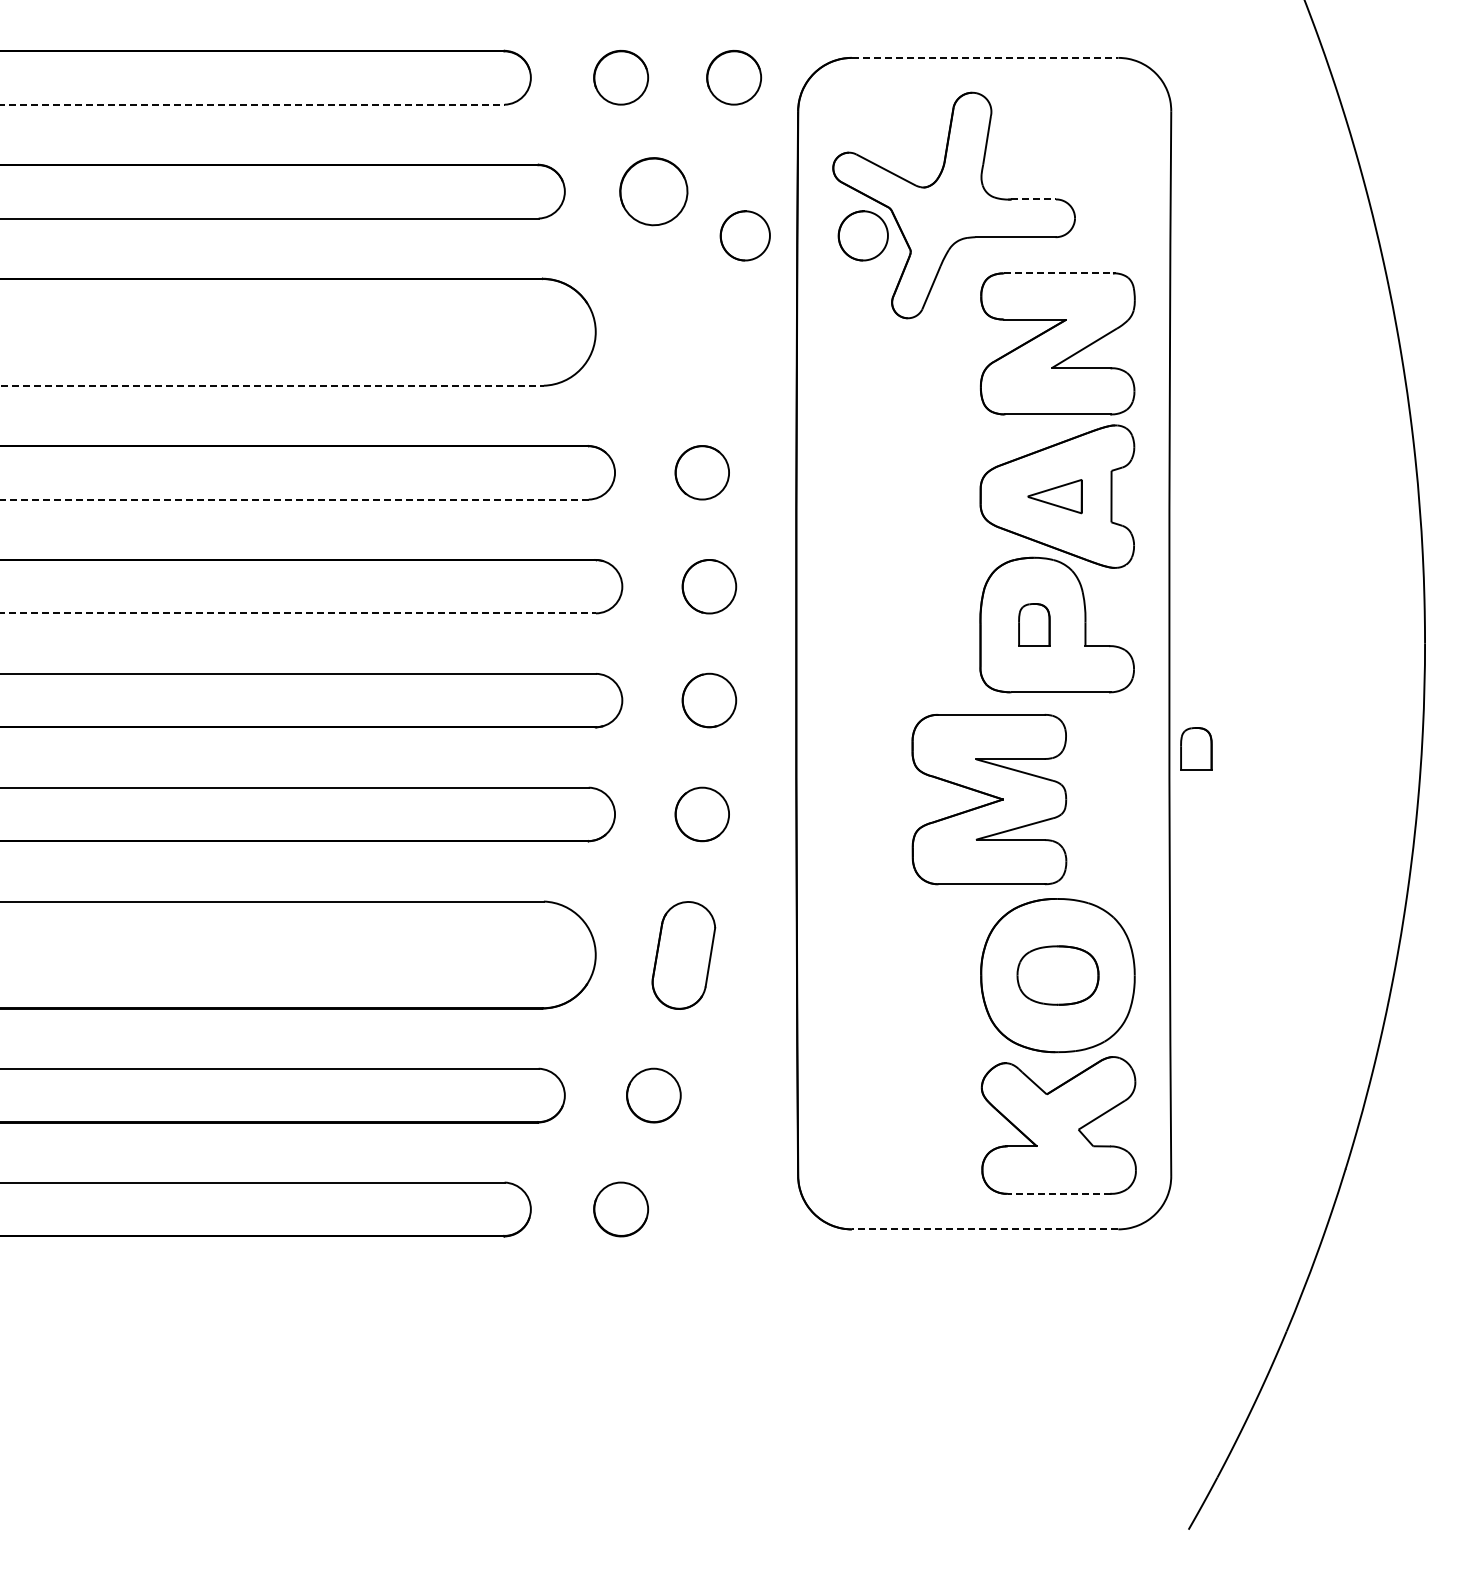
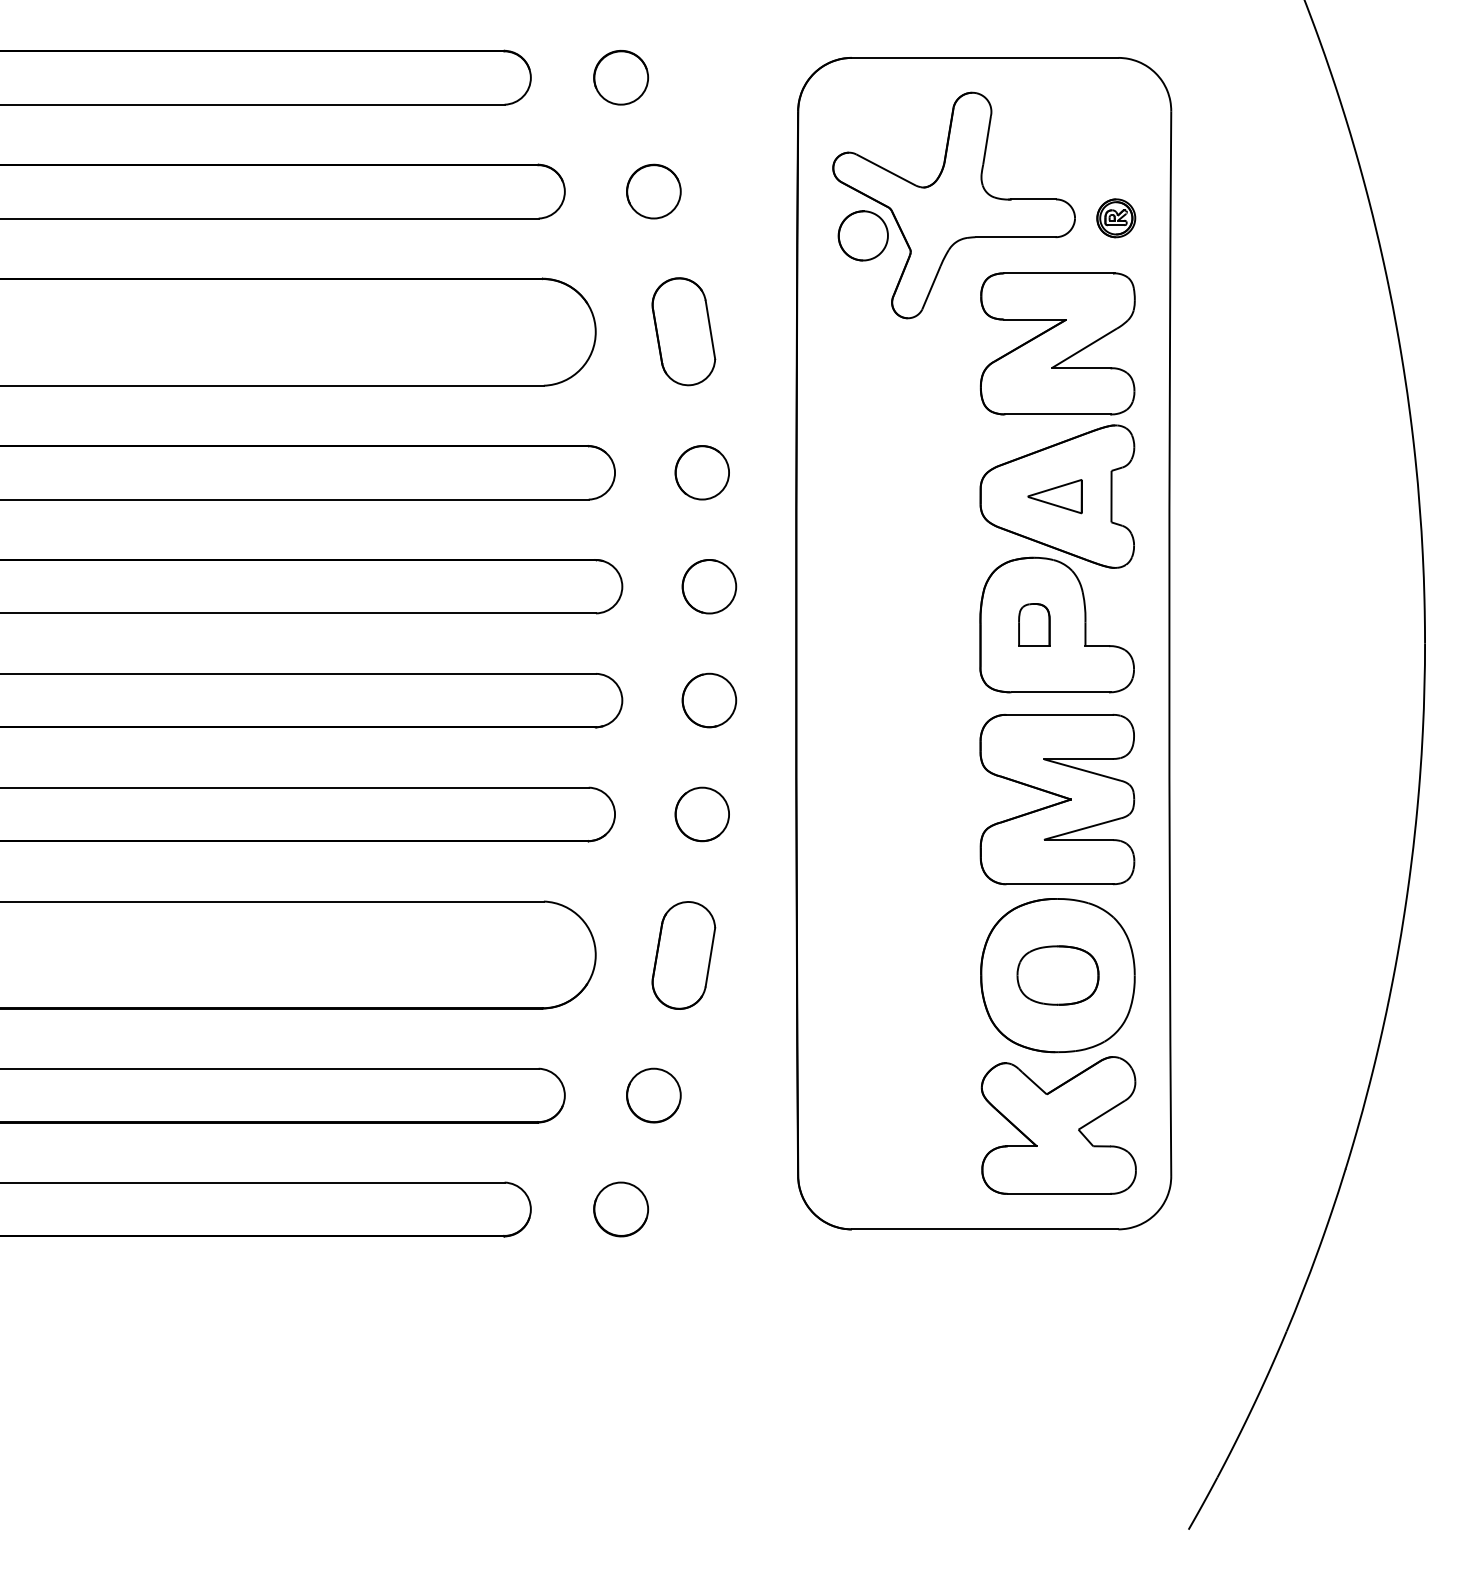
line: dashed -> solid (985, 57)
part: present -> none (734, 77)
line: dashed -> solid (252, 104)
part size: 70x70 px -> 56x57 px (653, 191)
line: dashed -> solid (1034, 199)
part: none -> present (1116, 218)
part: present -> none (744, 235)
line: dashed -> solid (1059, 273)
part: none -> present (683, 331)
line: dashed -> solid (272, 385)
line: dashed -> solid (294, 499)
line: dashed -> solid (298, 613)
part: present -> none (1196, 748)
part position: (989, 799) -> (1057, 799) (1057, 799)
line: dashed -> solid (1058, 1193)
line: dashed -> solid (984, 1229)
